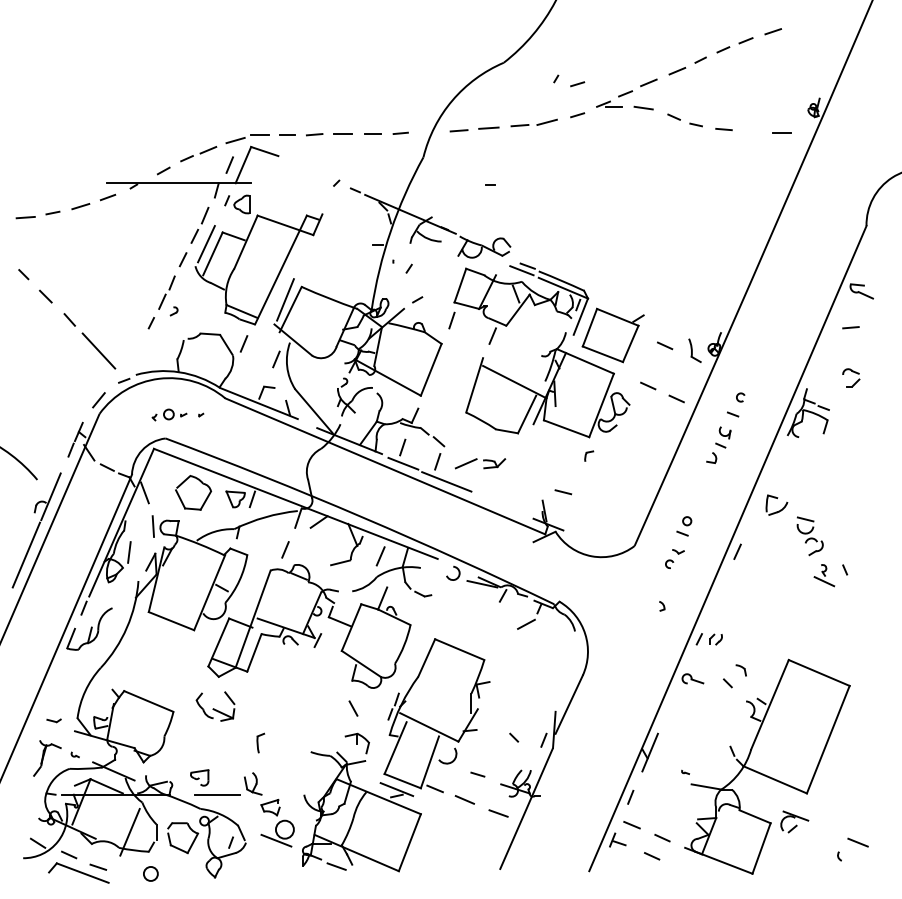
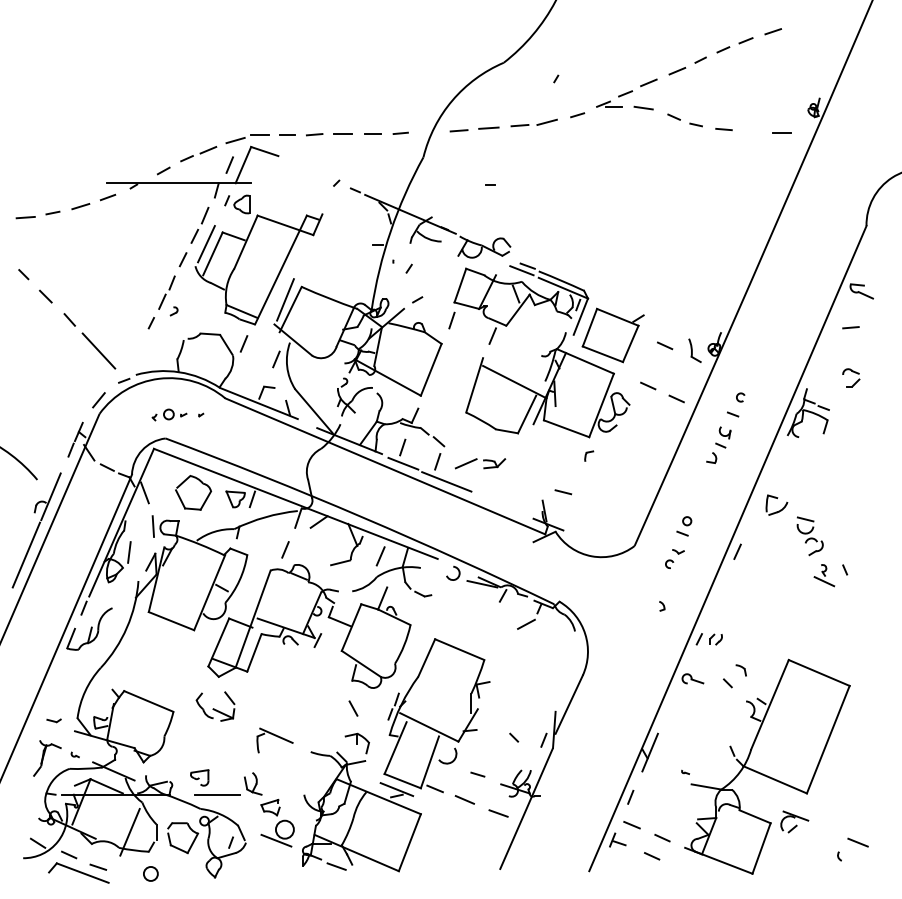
line: present -> none (577, 84)
line: none -> present (276, 735)
